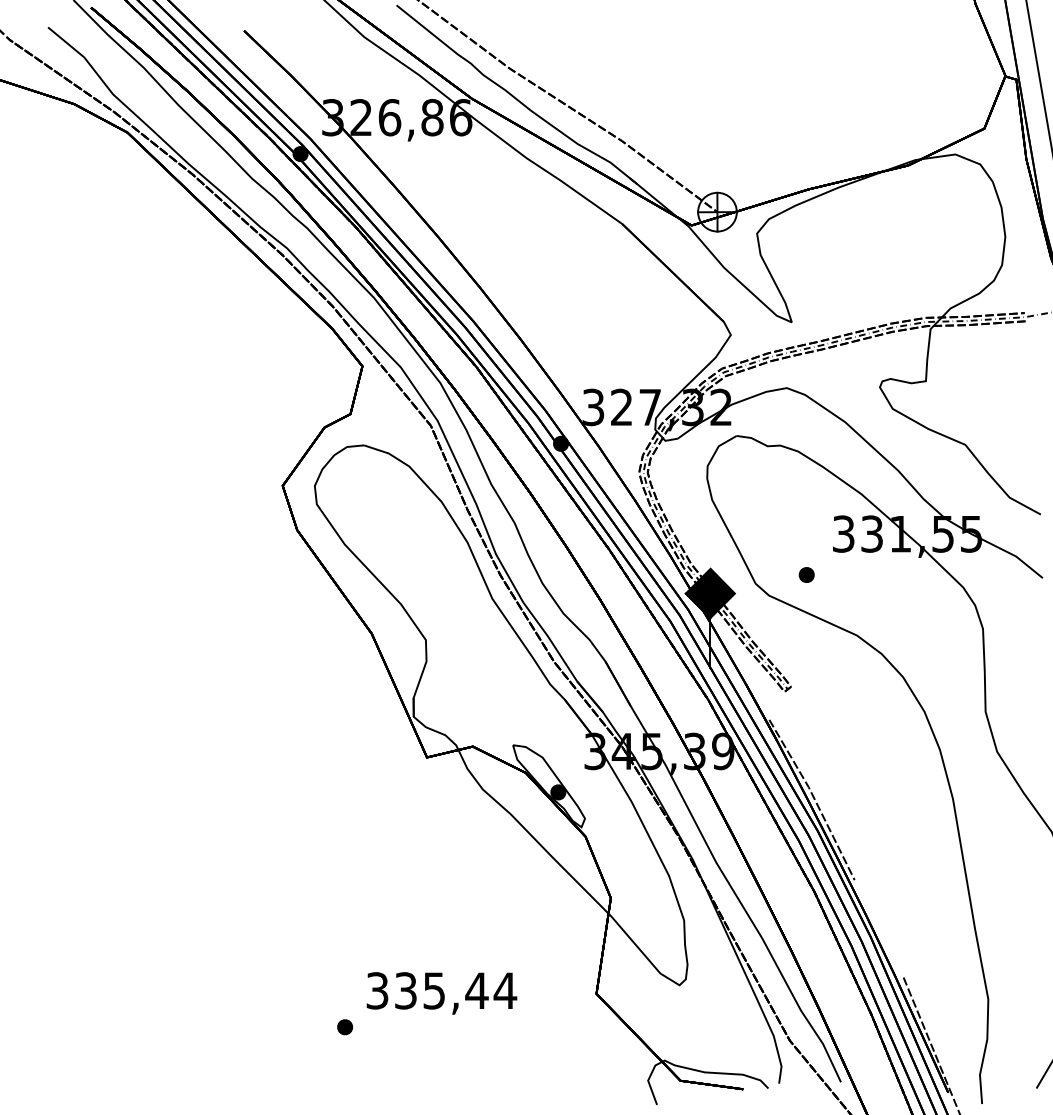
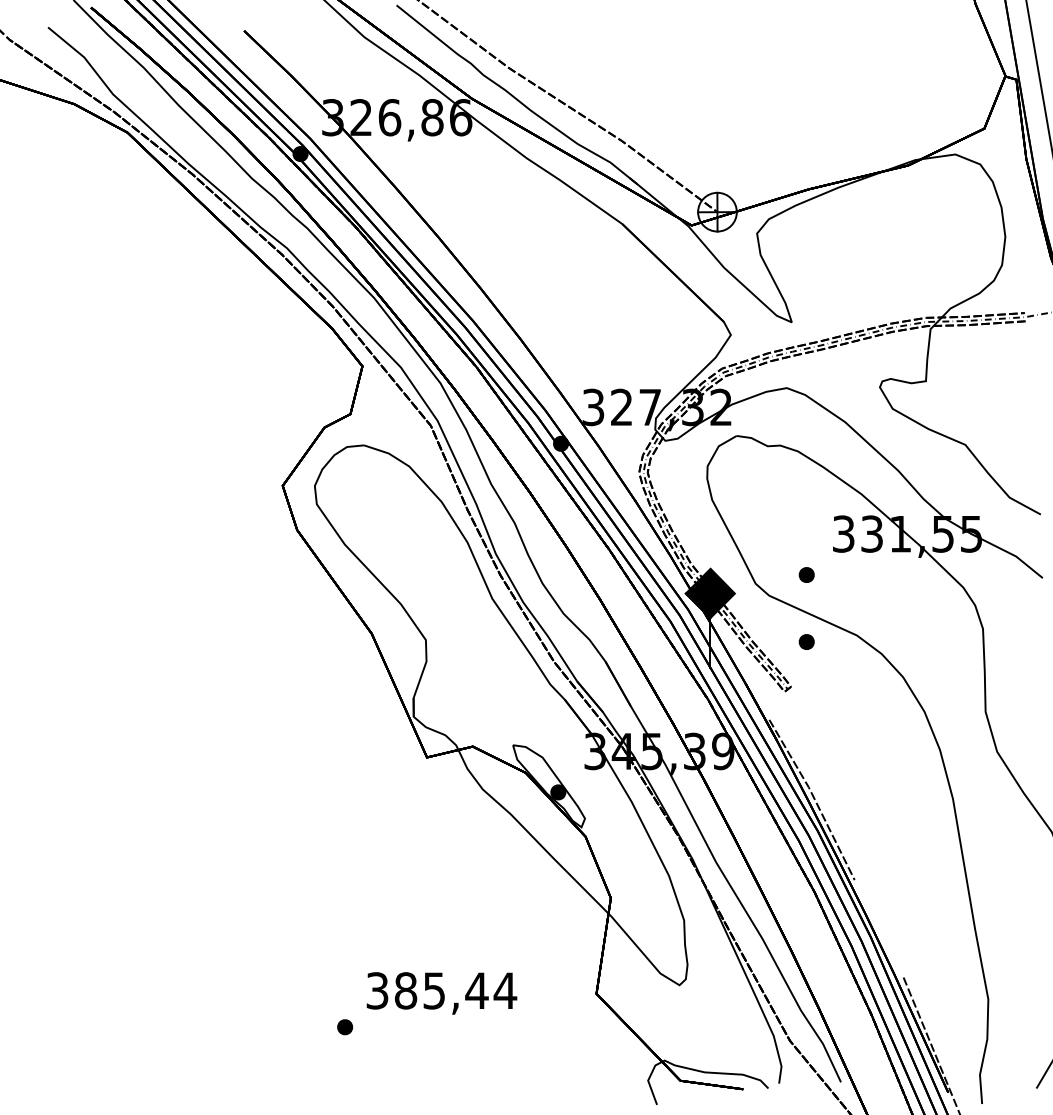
part: none -> present (806, 641)
text: 335,44 -> 385,44 (405, 990)
